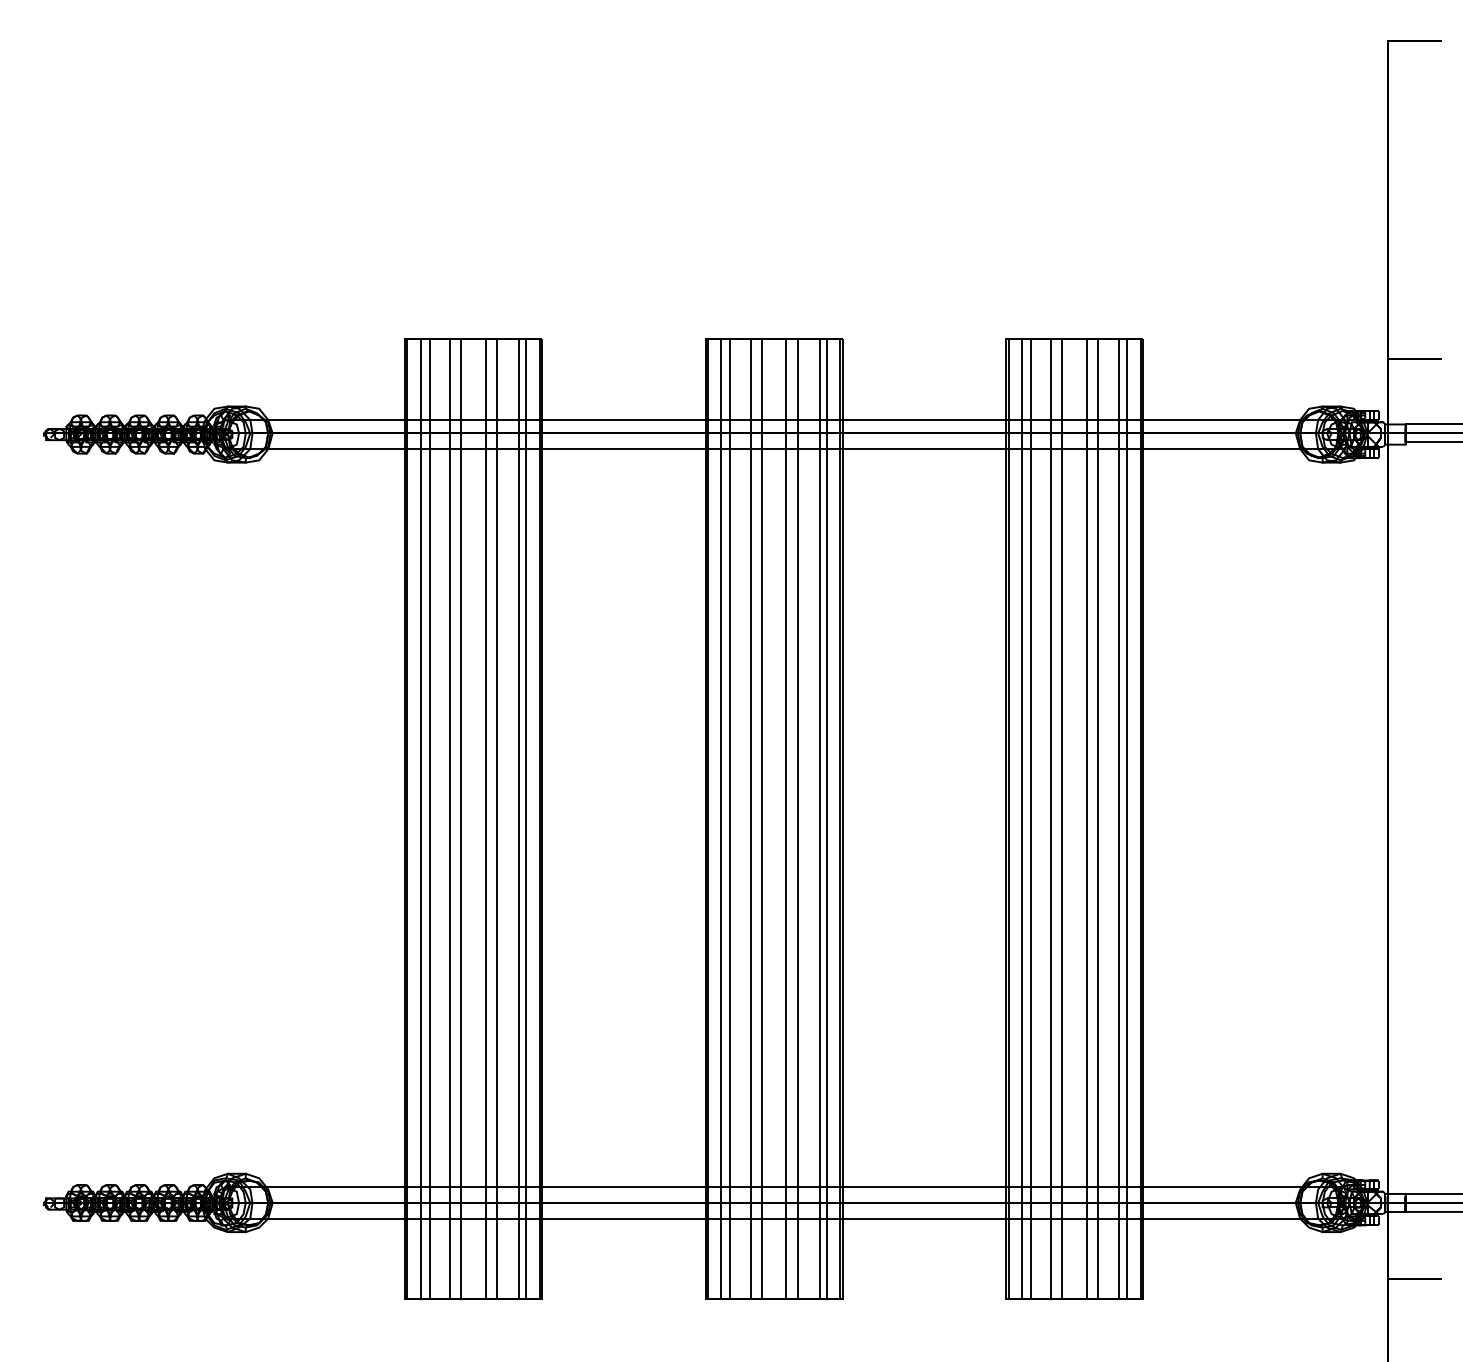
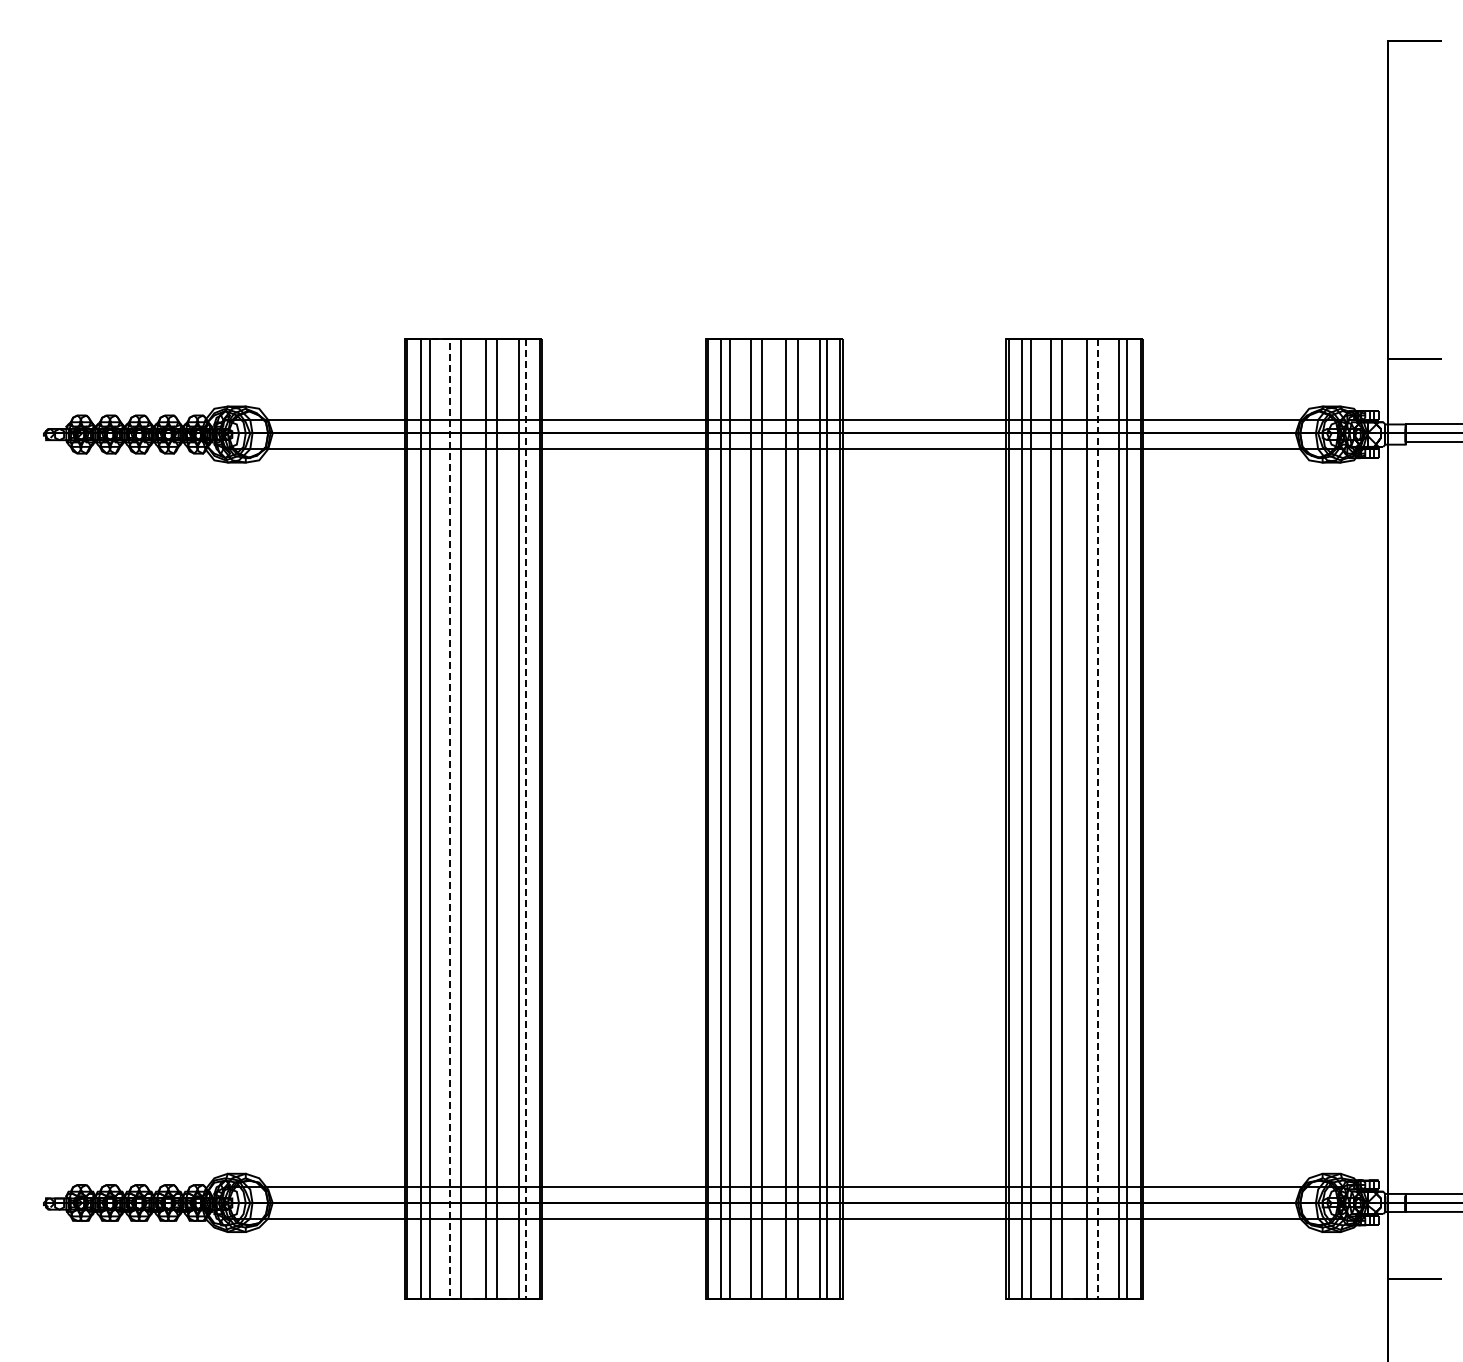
line: solid -> dashed (449, 822)
line: solid -> dashed (526, 834)
line: solid -> dashed (1098, 837)
